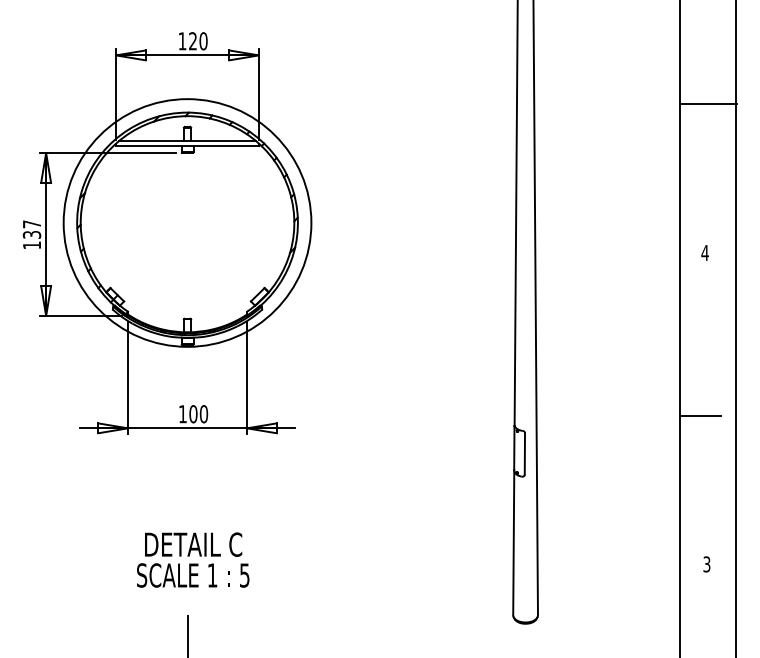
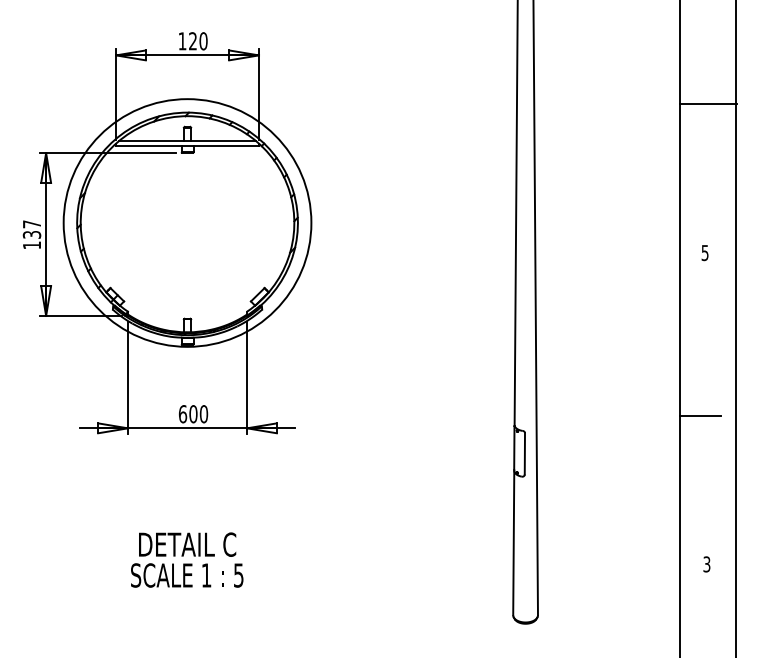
text: 4 -> 5 (704, 253)
text: 100 -> 600 (182, 414)
text position: (193, 559) -> (187, 559) (187, 559)
line: present -> none (187, 634)
